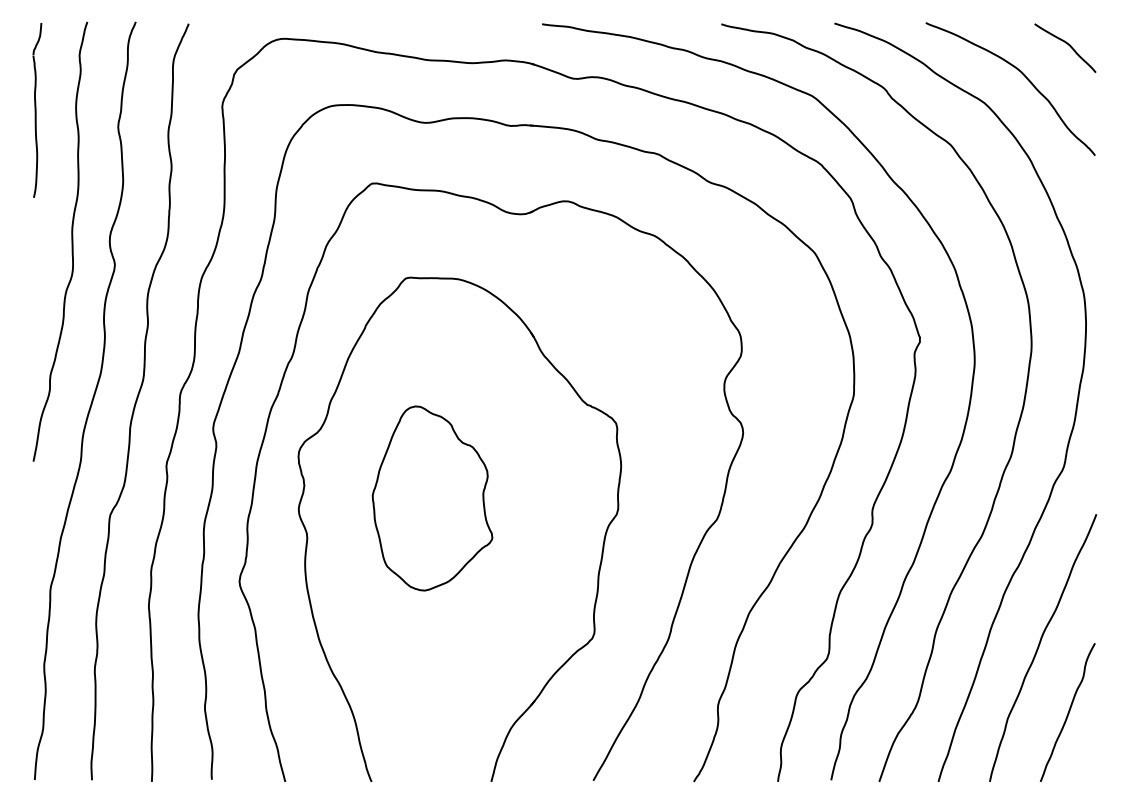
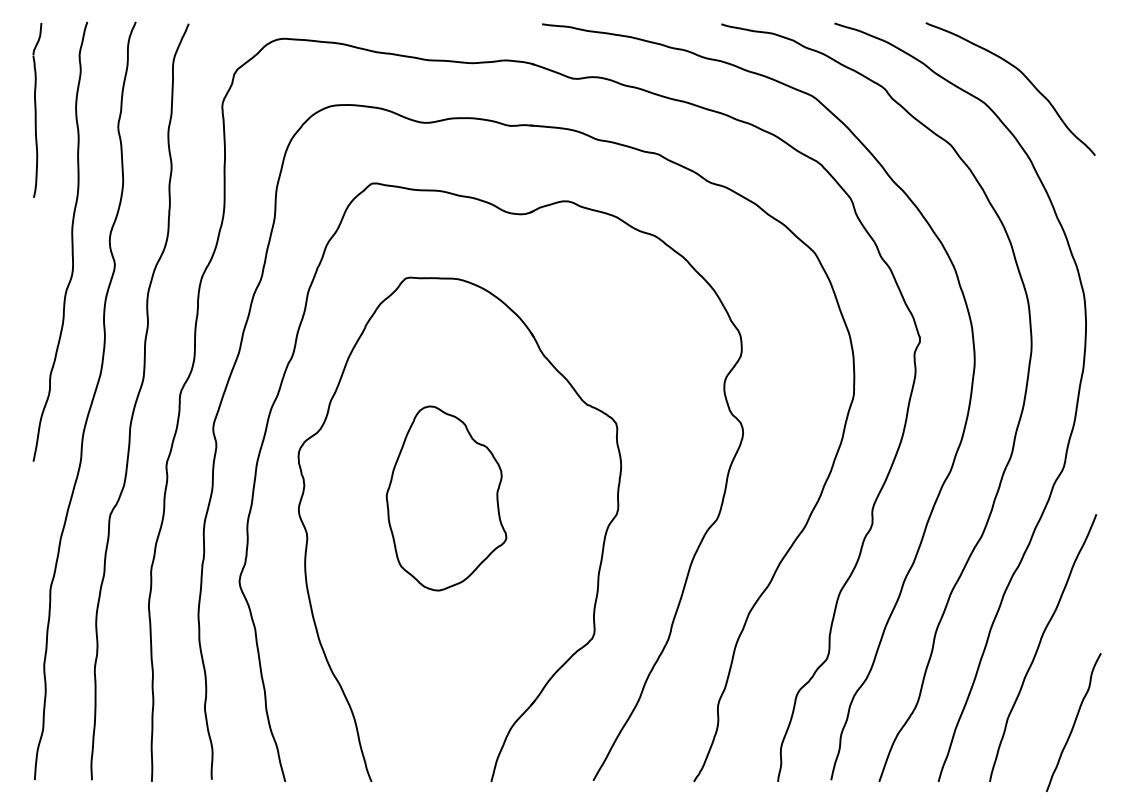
curve: present -> none (1067, 44)
part position: (432, 498) -> (446, 498) (446, 498)
curve position: (1067, 712) -> (1073, 722) (1073, 722)
